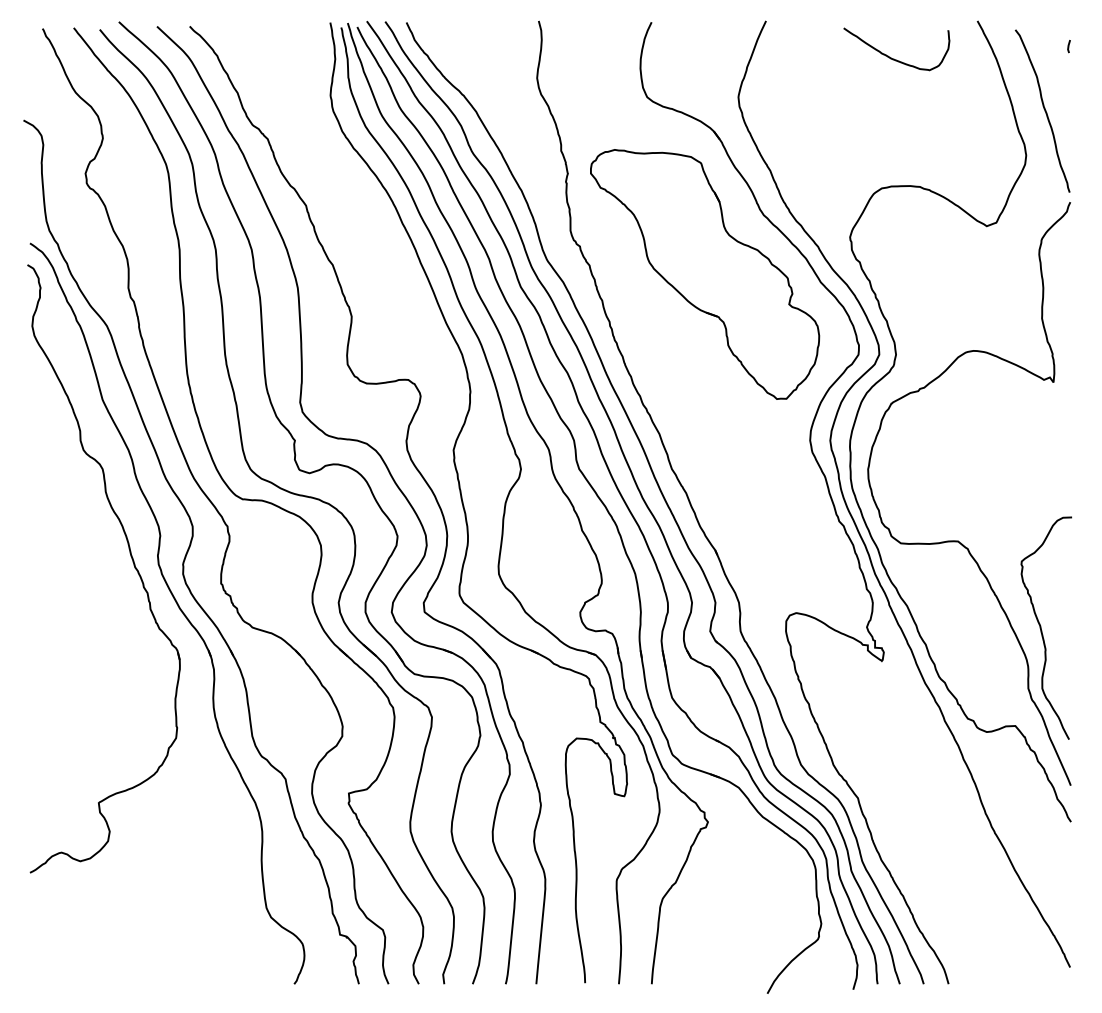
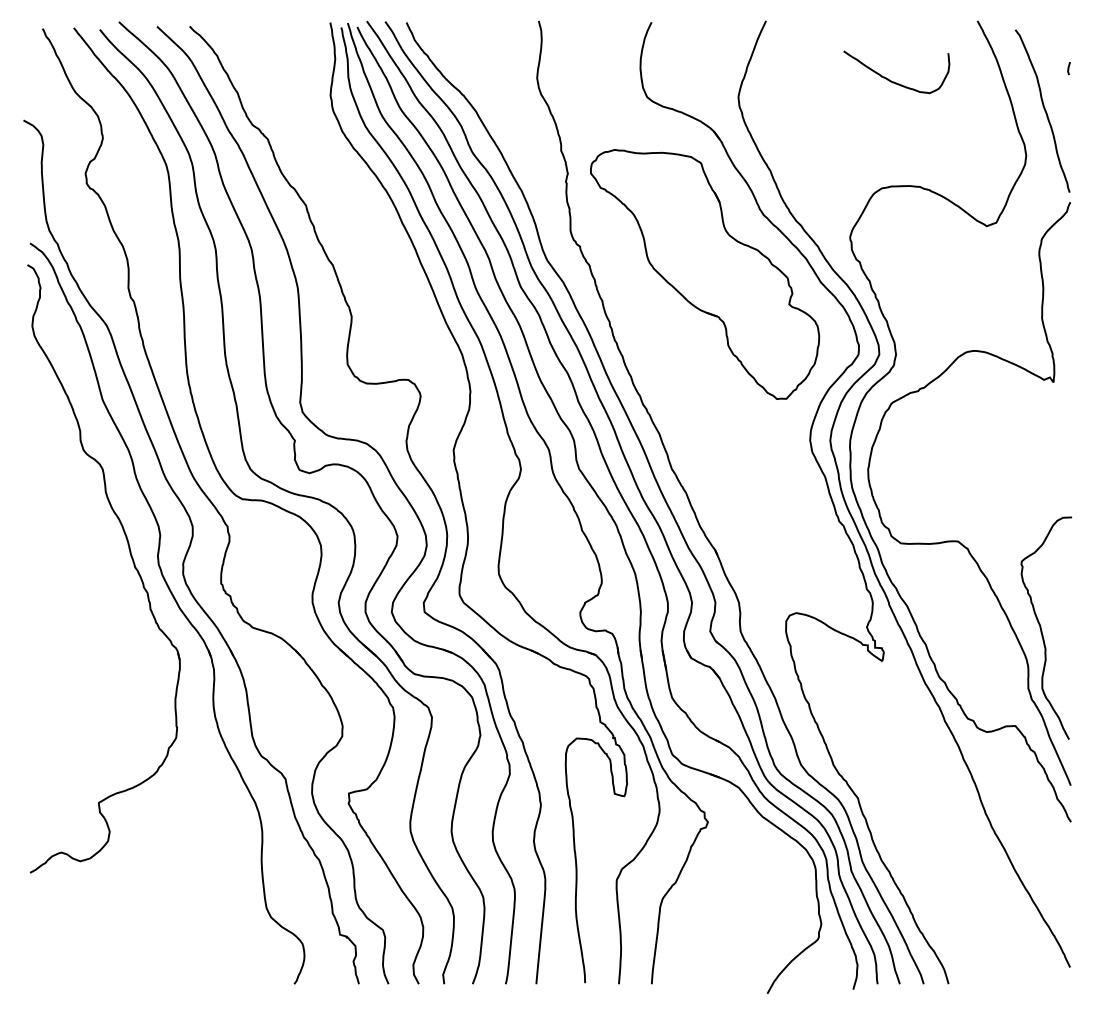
line position: (1068, 46) -> (1068, 68) (1068, 68)
curve position: (894, 58) -> (894, 81) (894, 81)
